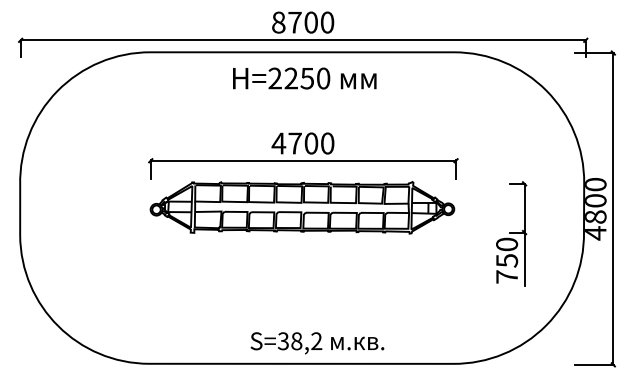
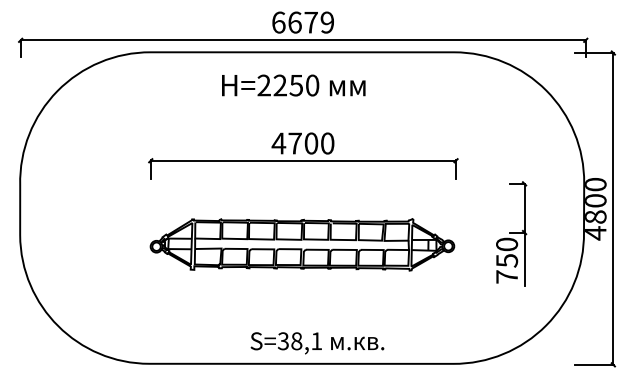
text: 8700 -> 6679 (303, 22)
text position: (304, 78) -> (293, 85) (293, 85)
part position: (302, 207) -> (302, 244) (302, 244)
text: S=38,2 -> S=38,1 (316, 340)
